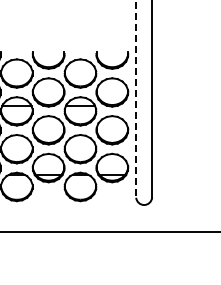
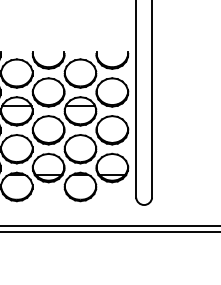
line: dashed -> solid (136, 99)
line: none -> present (109, 226)
